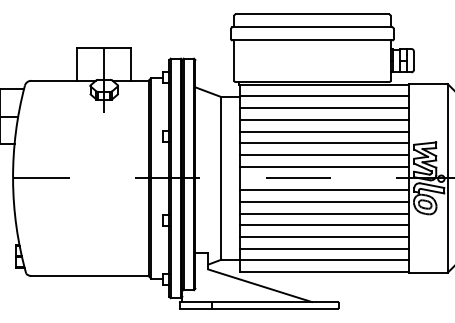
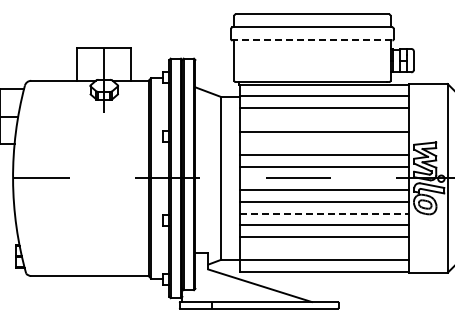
line: solid -> dashed (311, 40)
line: present -> none (324, 119)
line: present -> none (324, 143)
line: solid -> dashed (324, 213)
line: present -> none (324, 248)
